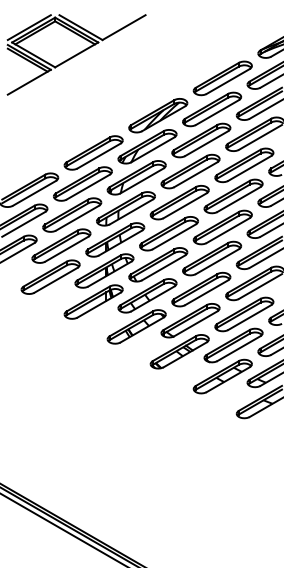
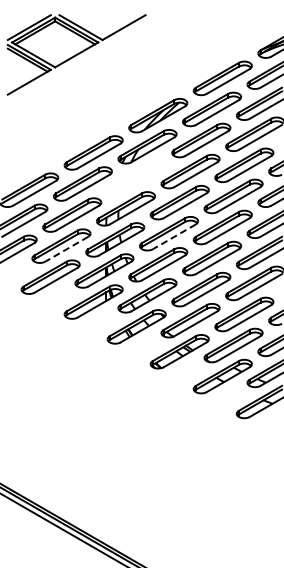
part: present -> none (136, 177)
line: solid -> dashed (174, 236)
line: solid -> dashed (66, 249)
